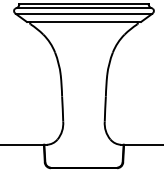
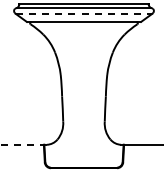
line: solid -> dashed (84, 14)
line: solid -> dashed (23, 144)
